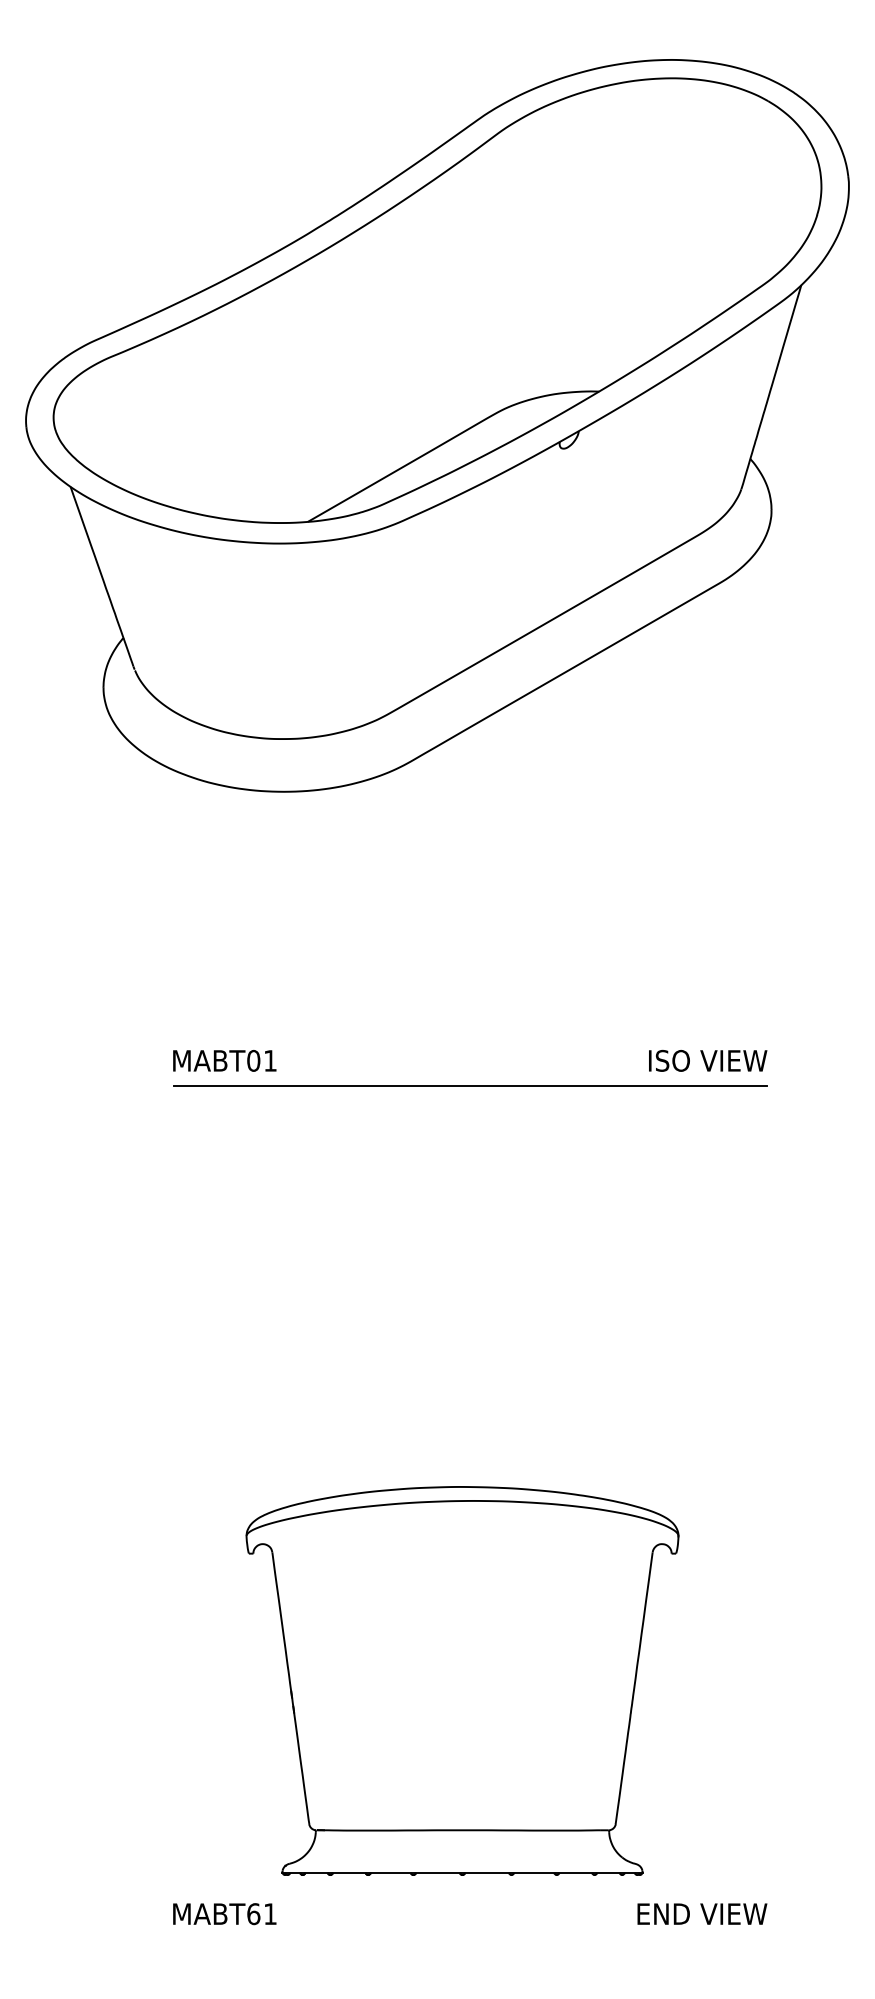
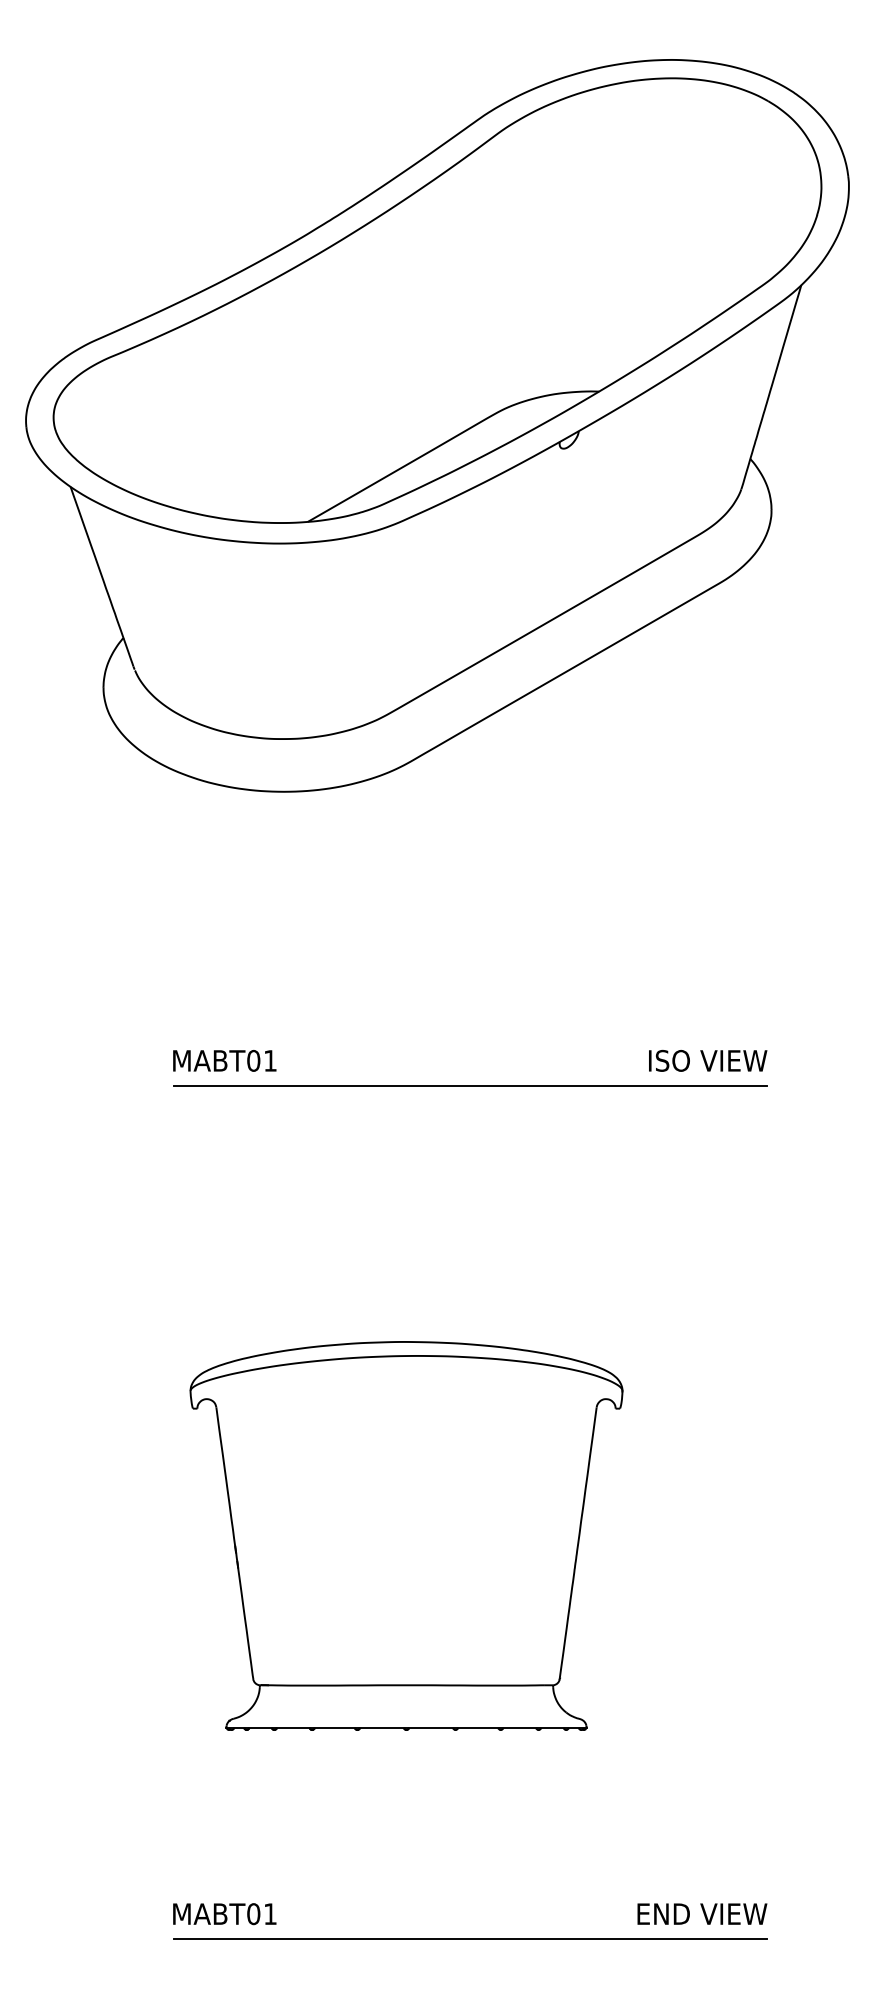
part position: (462, 1680) -> (406, 1535) (406, 1535)
text: MABT61 -> MABT01 (253, 1913)
line: none -> present (469, 1939)
